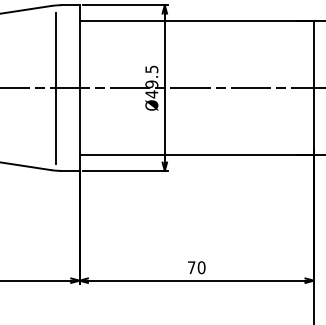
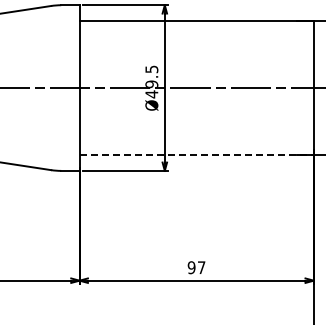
line: present -> none (56, 87)
line: solid -> dashed (197, 155)
text: 70 -> 97 (196, 267)
